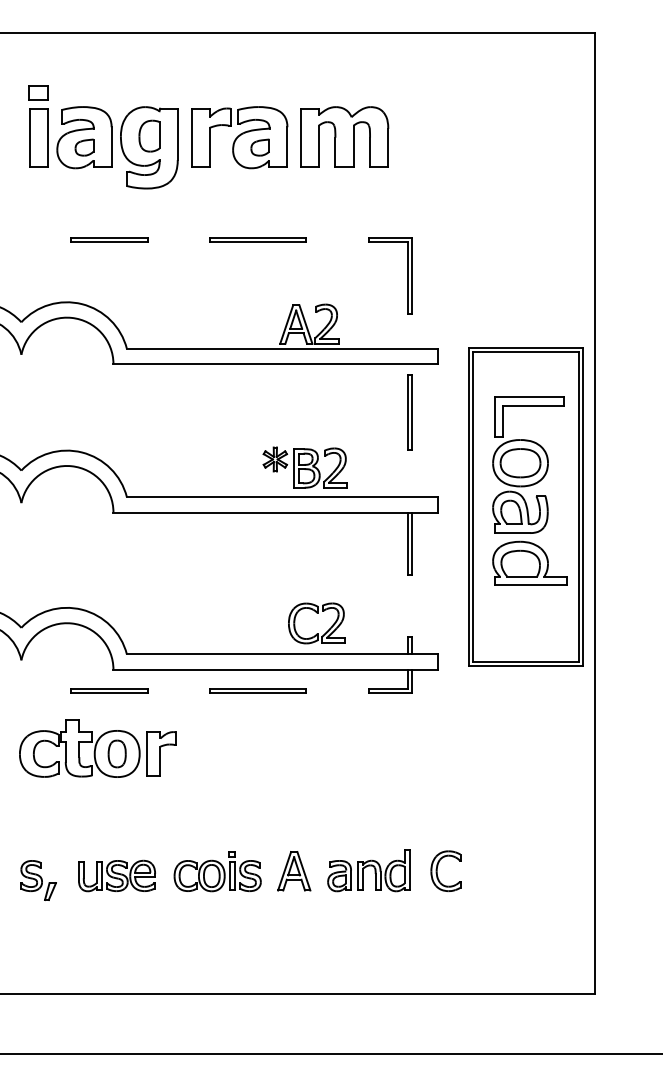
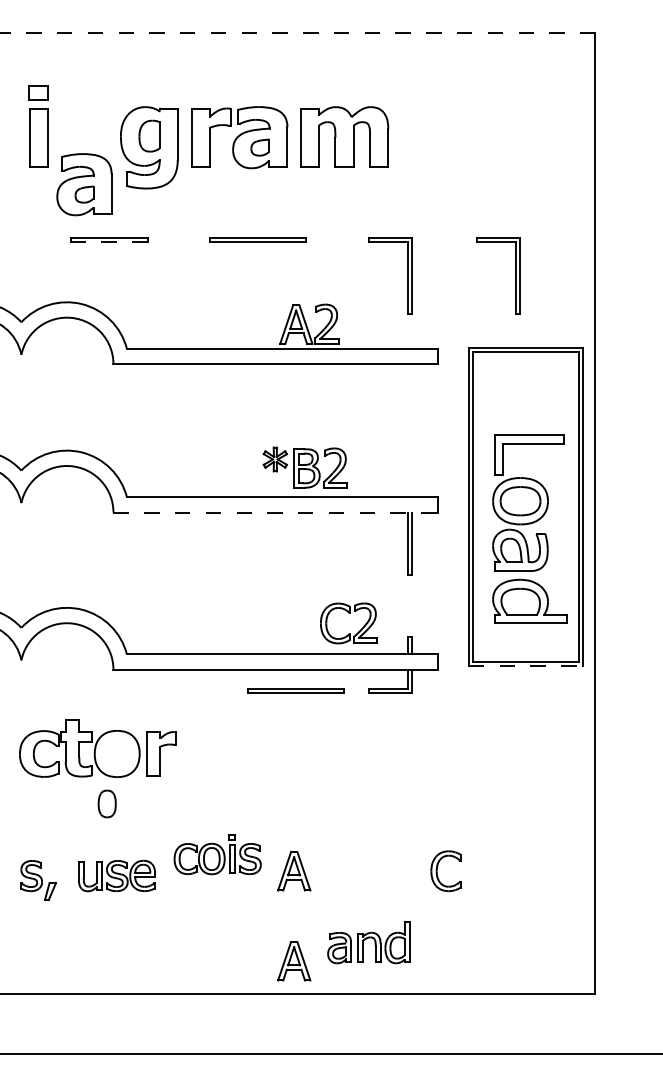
line: solid -> dashed (297, 32)
part position: (84, 137) -> (84, 184) (84, 184)
line: solid -> dashed (109, 242)
part: none -> present (515, 275)
part: present -> none (409, 412)
part position: (529, 490) -> (529, 528) (529, 528)
line: solid -> dashed (276, 512)
part position: (316, 613) -> (348, 613) (348, 613)
line: solid -> dashed (526, 666)
part: present -> none (109, 690)
part position: (257, 690) -> (295, 690) (295, 690)
part position: (116, 753) -> (106, 803) (106, 803)
part position: (368, 870) -> (368, 942) (368, 942)
part position: (217, 871) -> (217, 854) (217, 854)
part: none -> present (294, 961)
